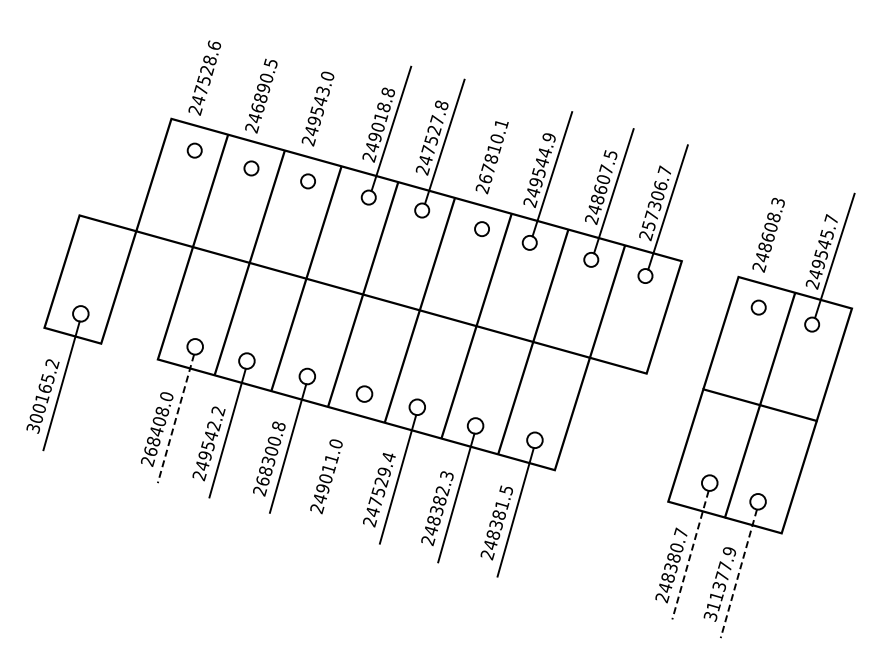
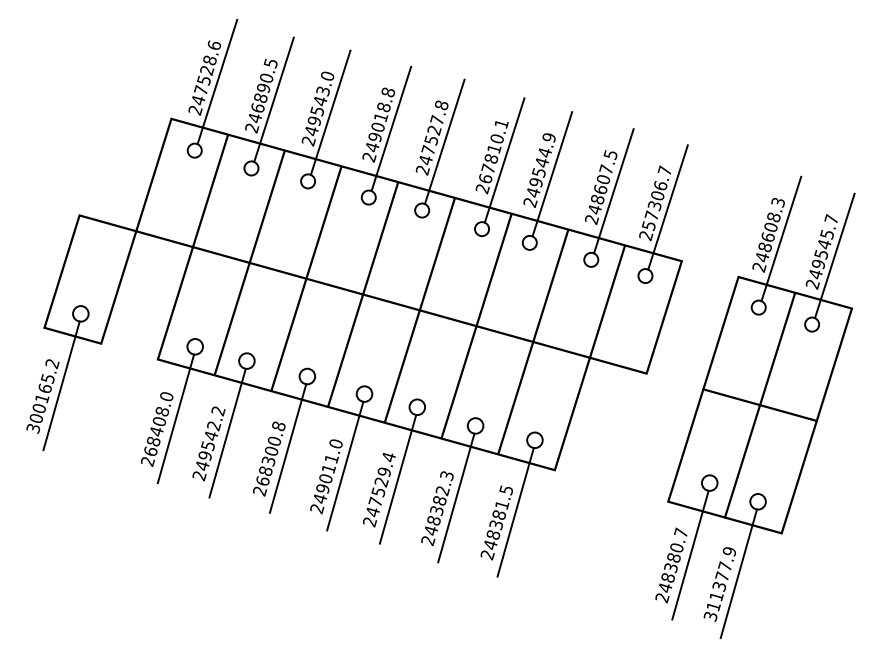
line: none -> present (217, 81)
line: none -> present (273, 99)
line: none -> present (330, 112)
line: none -> present (504, 160)
line: none -> present (781, 238)
line: dashed -> solid (175, 418)
line: none -> present (345, 465)
line: dashed -> solid (690, 555)
line: dashed -> solid (738, 573)
